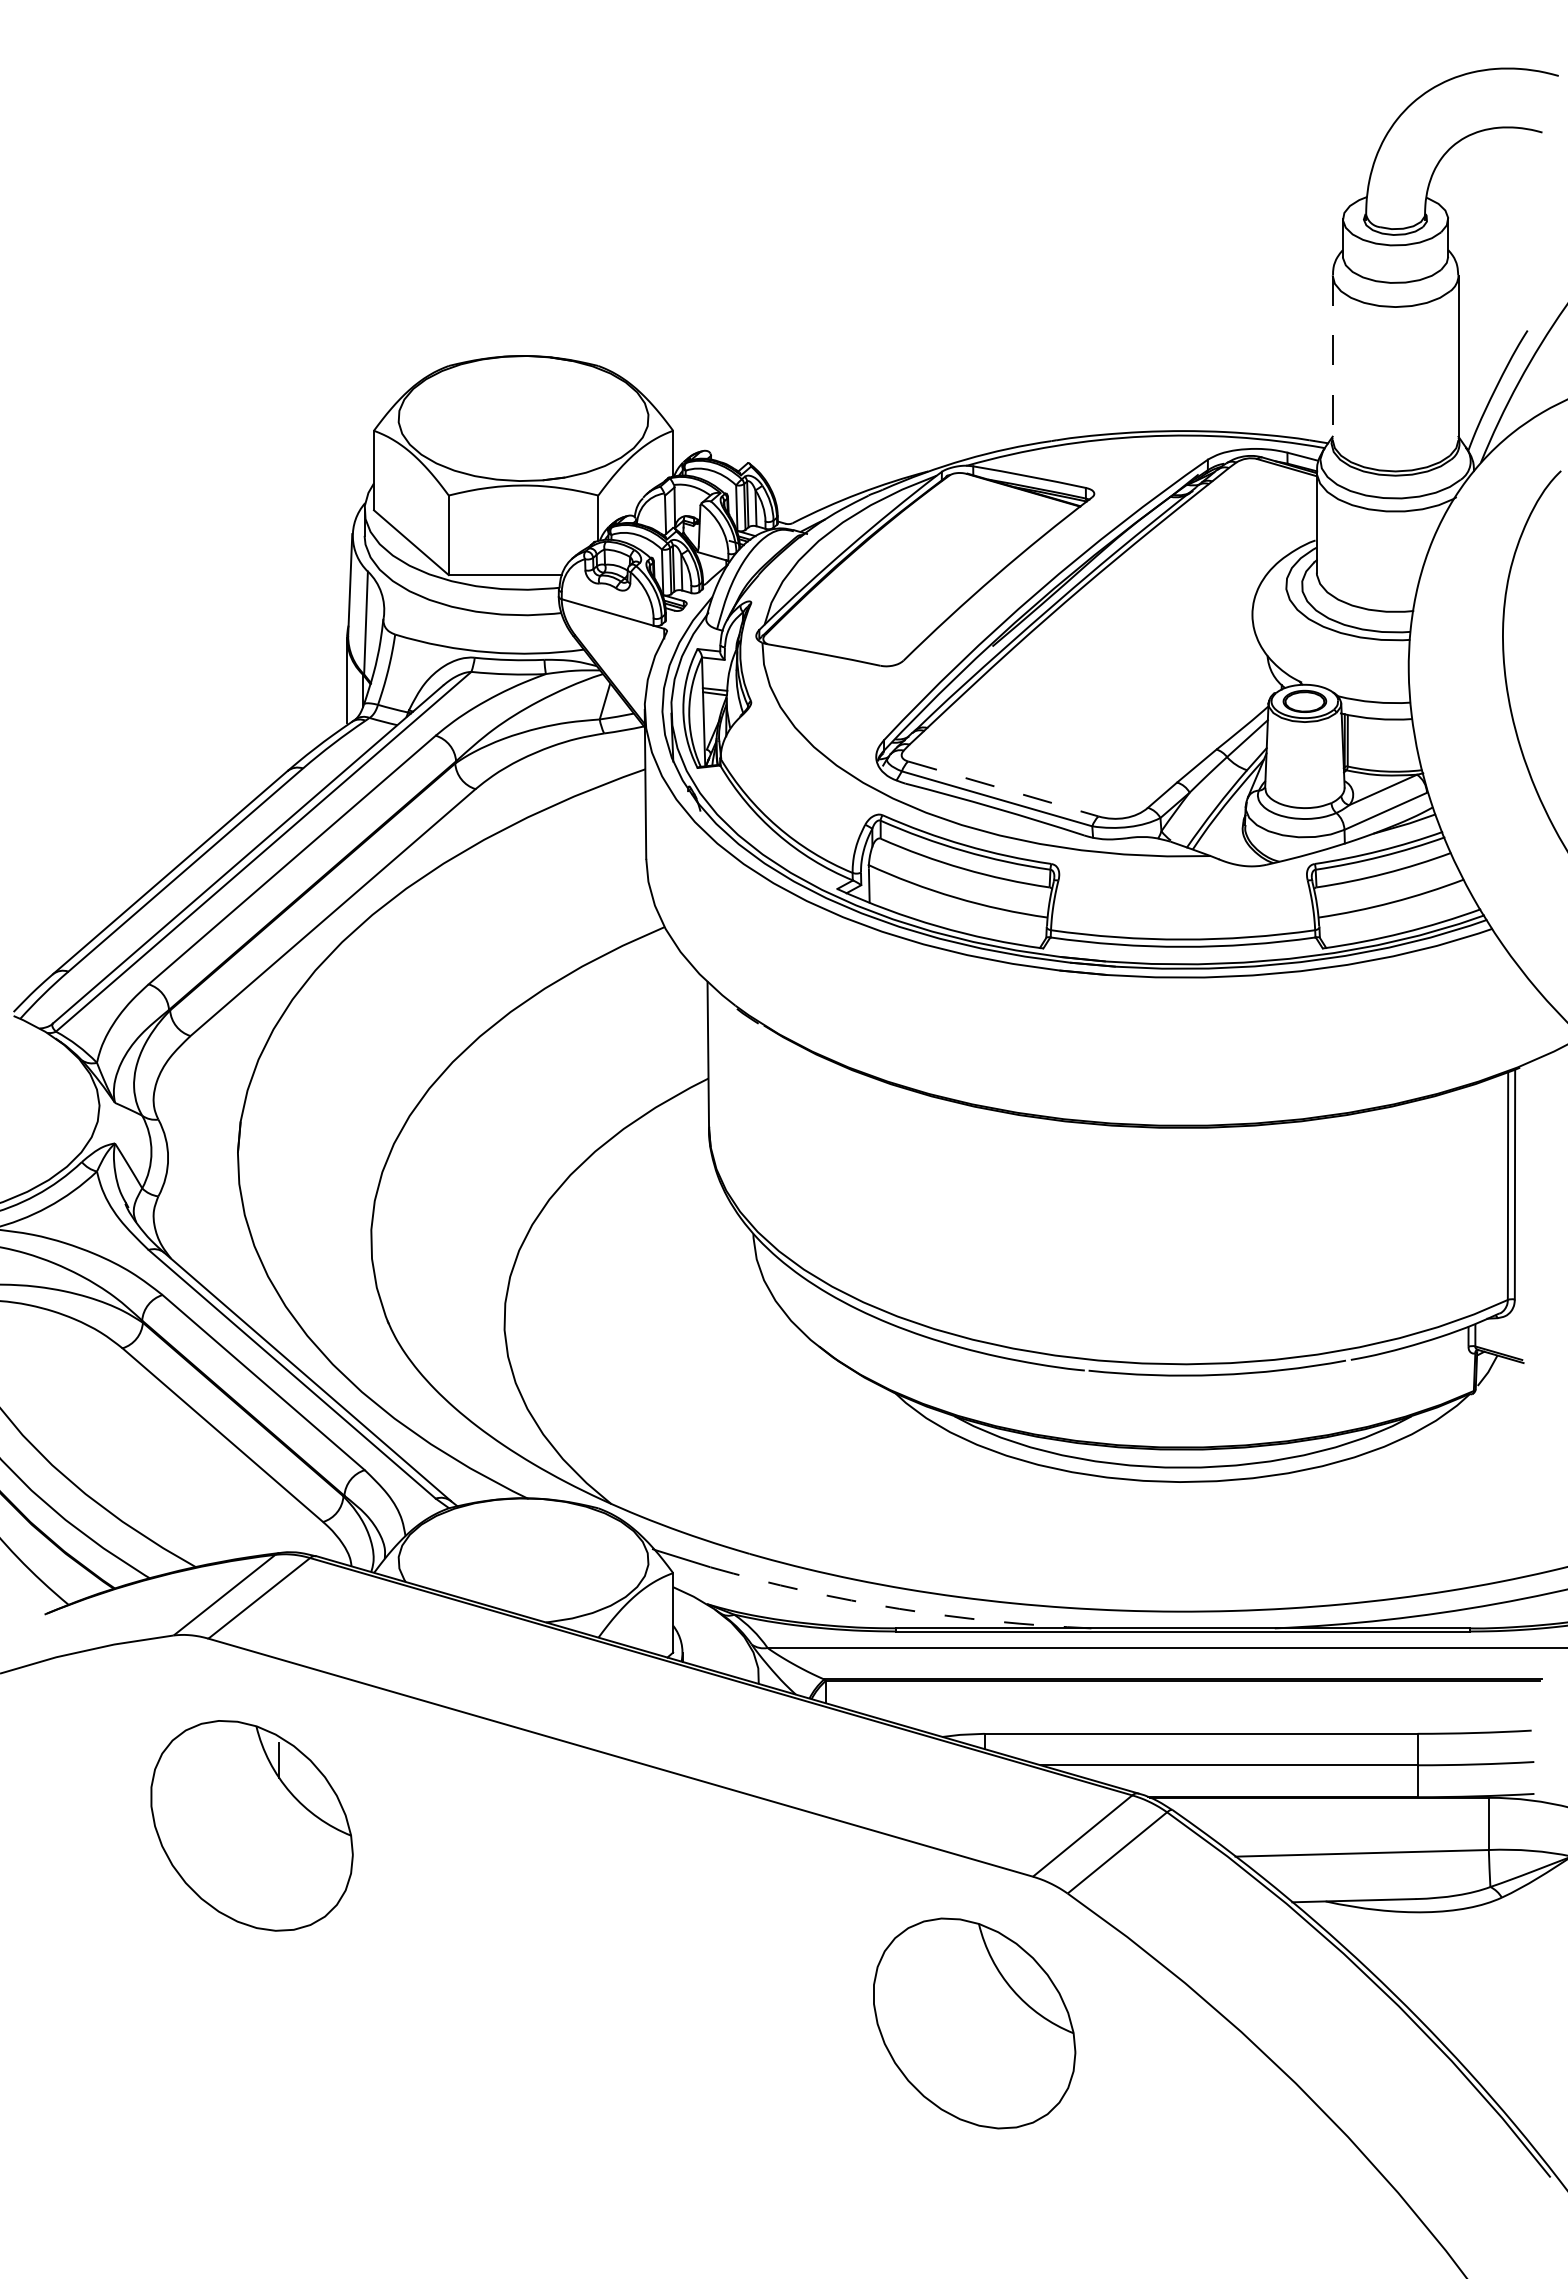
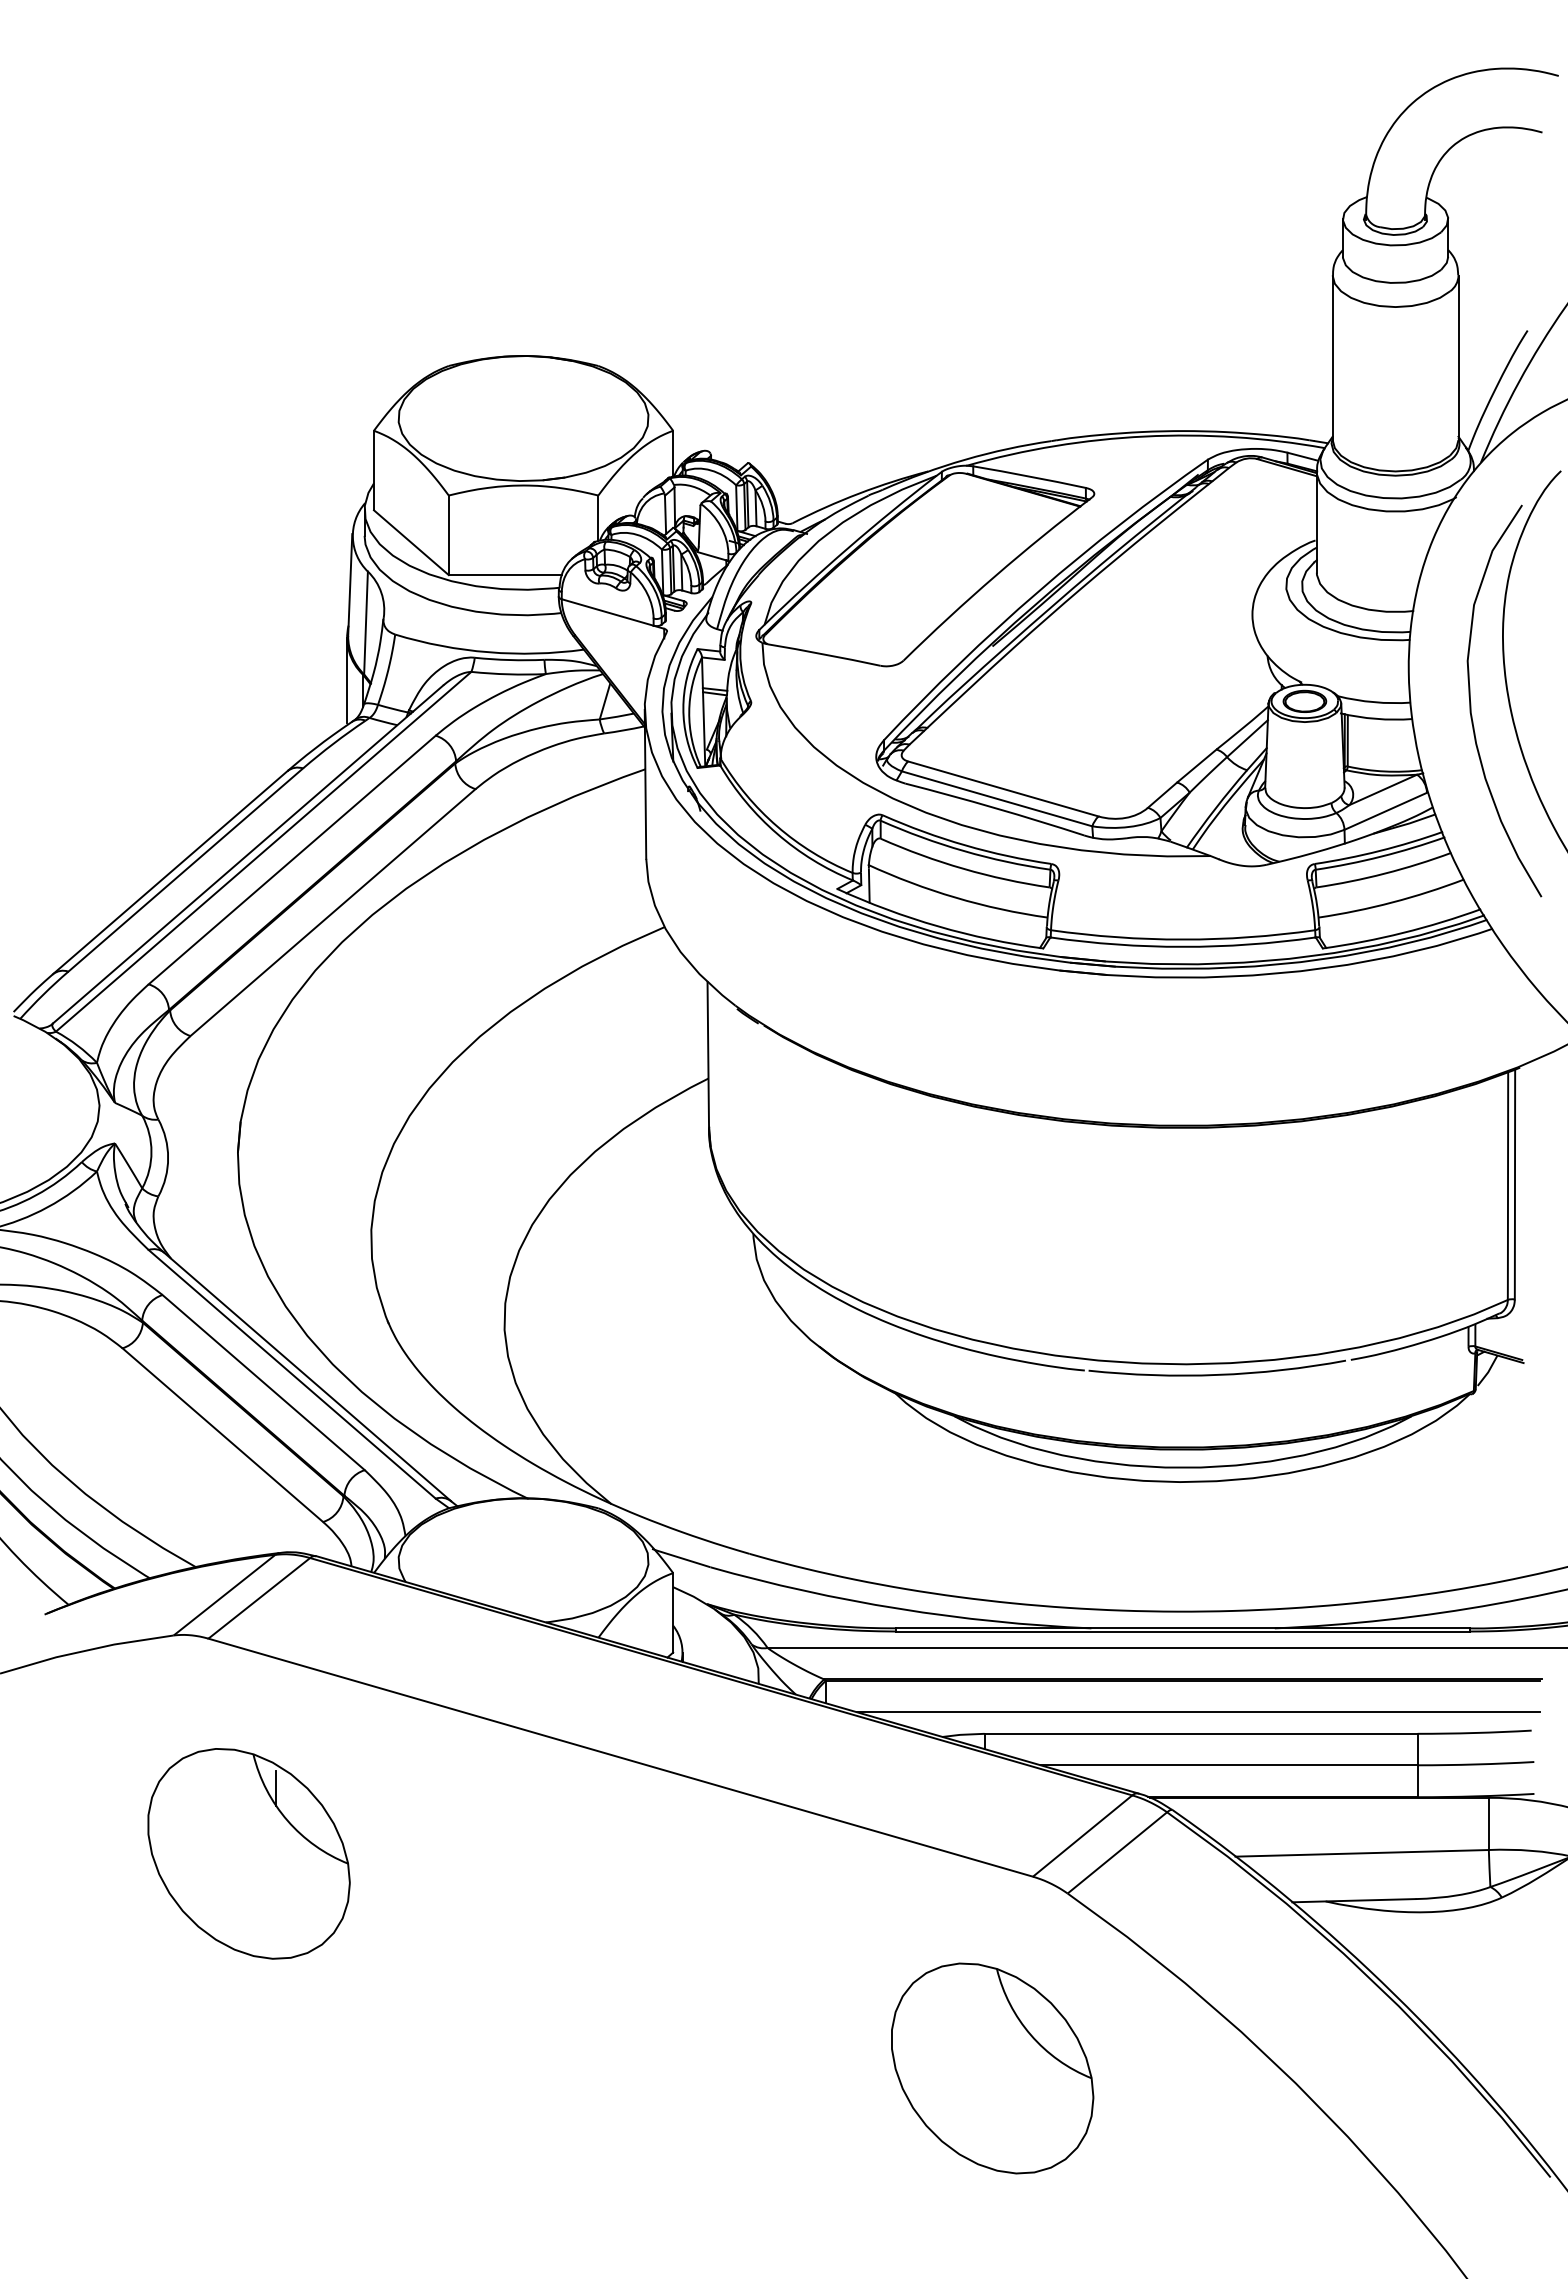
line: dashed -> solid (1332, 358)
curve: none -> present (1471, 703)
line: dashed -> solid (1003, 789)
arc: dashed -> solid (899, 1608)
line: none -> present (1198, 1712)
part position: (251, 1825) -> (248, 1853) (248, 1853)
part position: (974, 2023) -> (992, 2068) (992, 2068)
